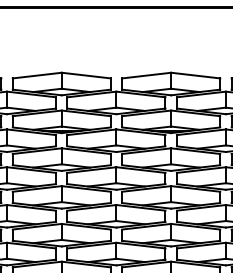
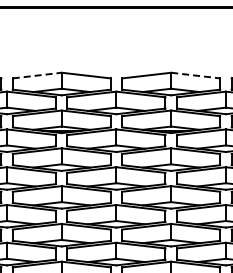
line: solid -> dashed (37, 75)
line: solid -> dashed (195, 75)
